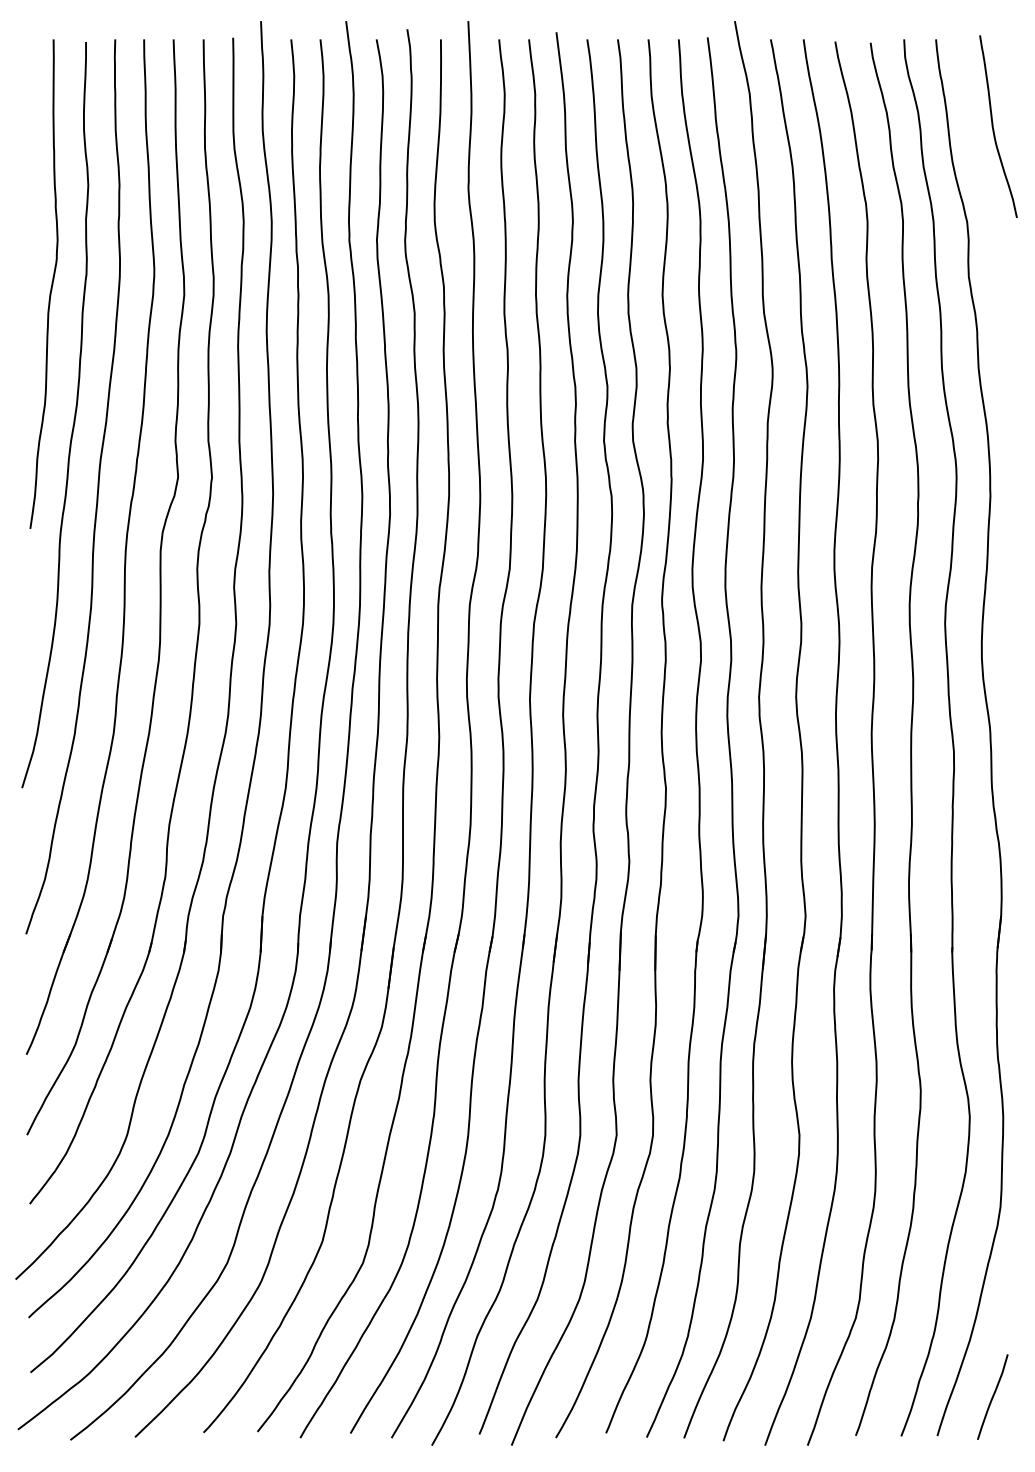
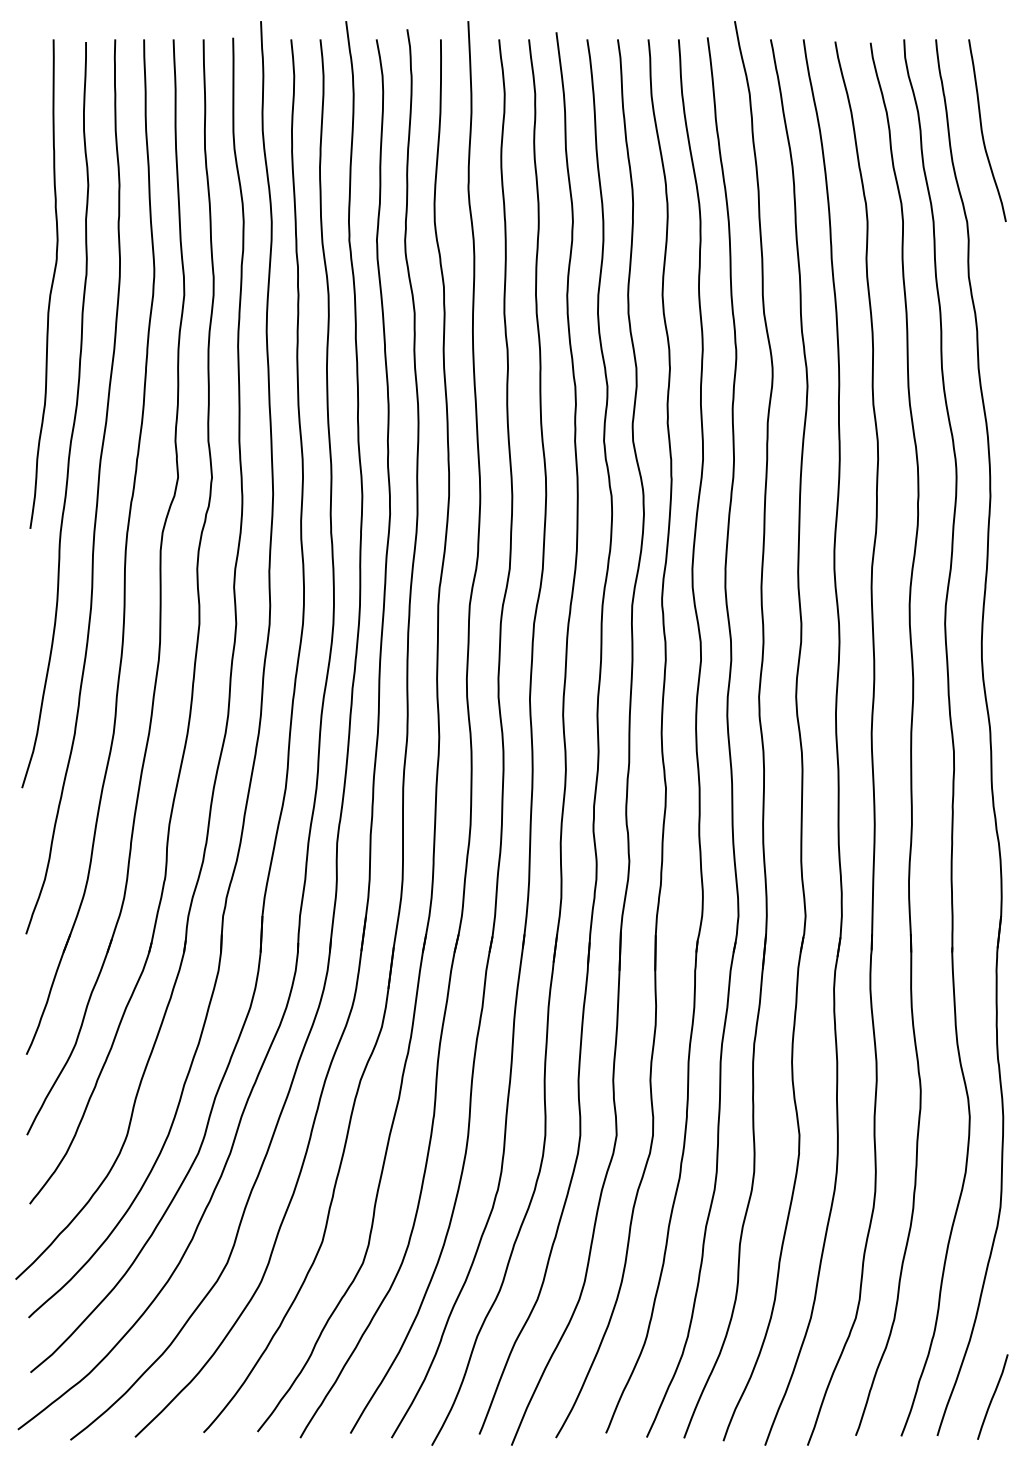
curve position: (993, 126) -> (982, 130) (982, 130)
